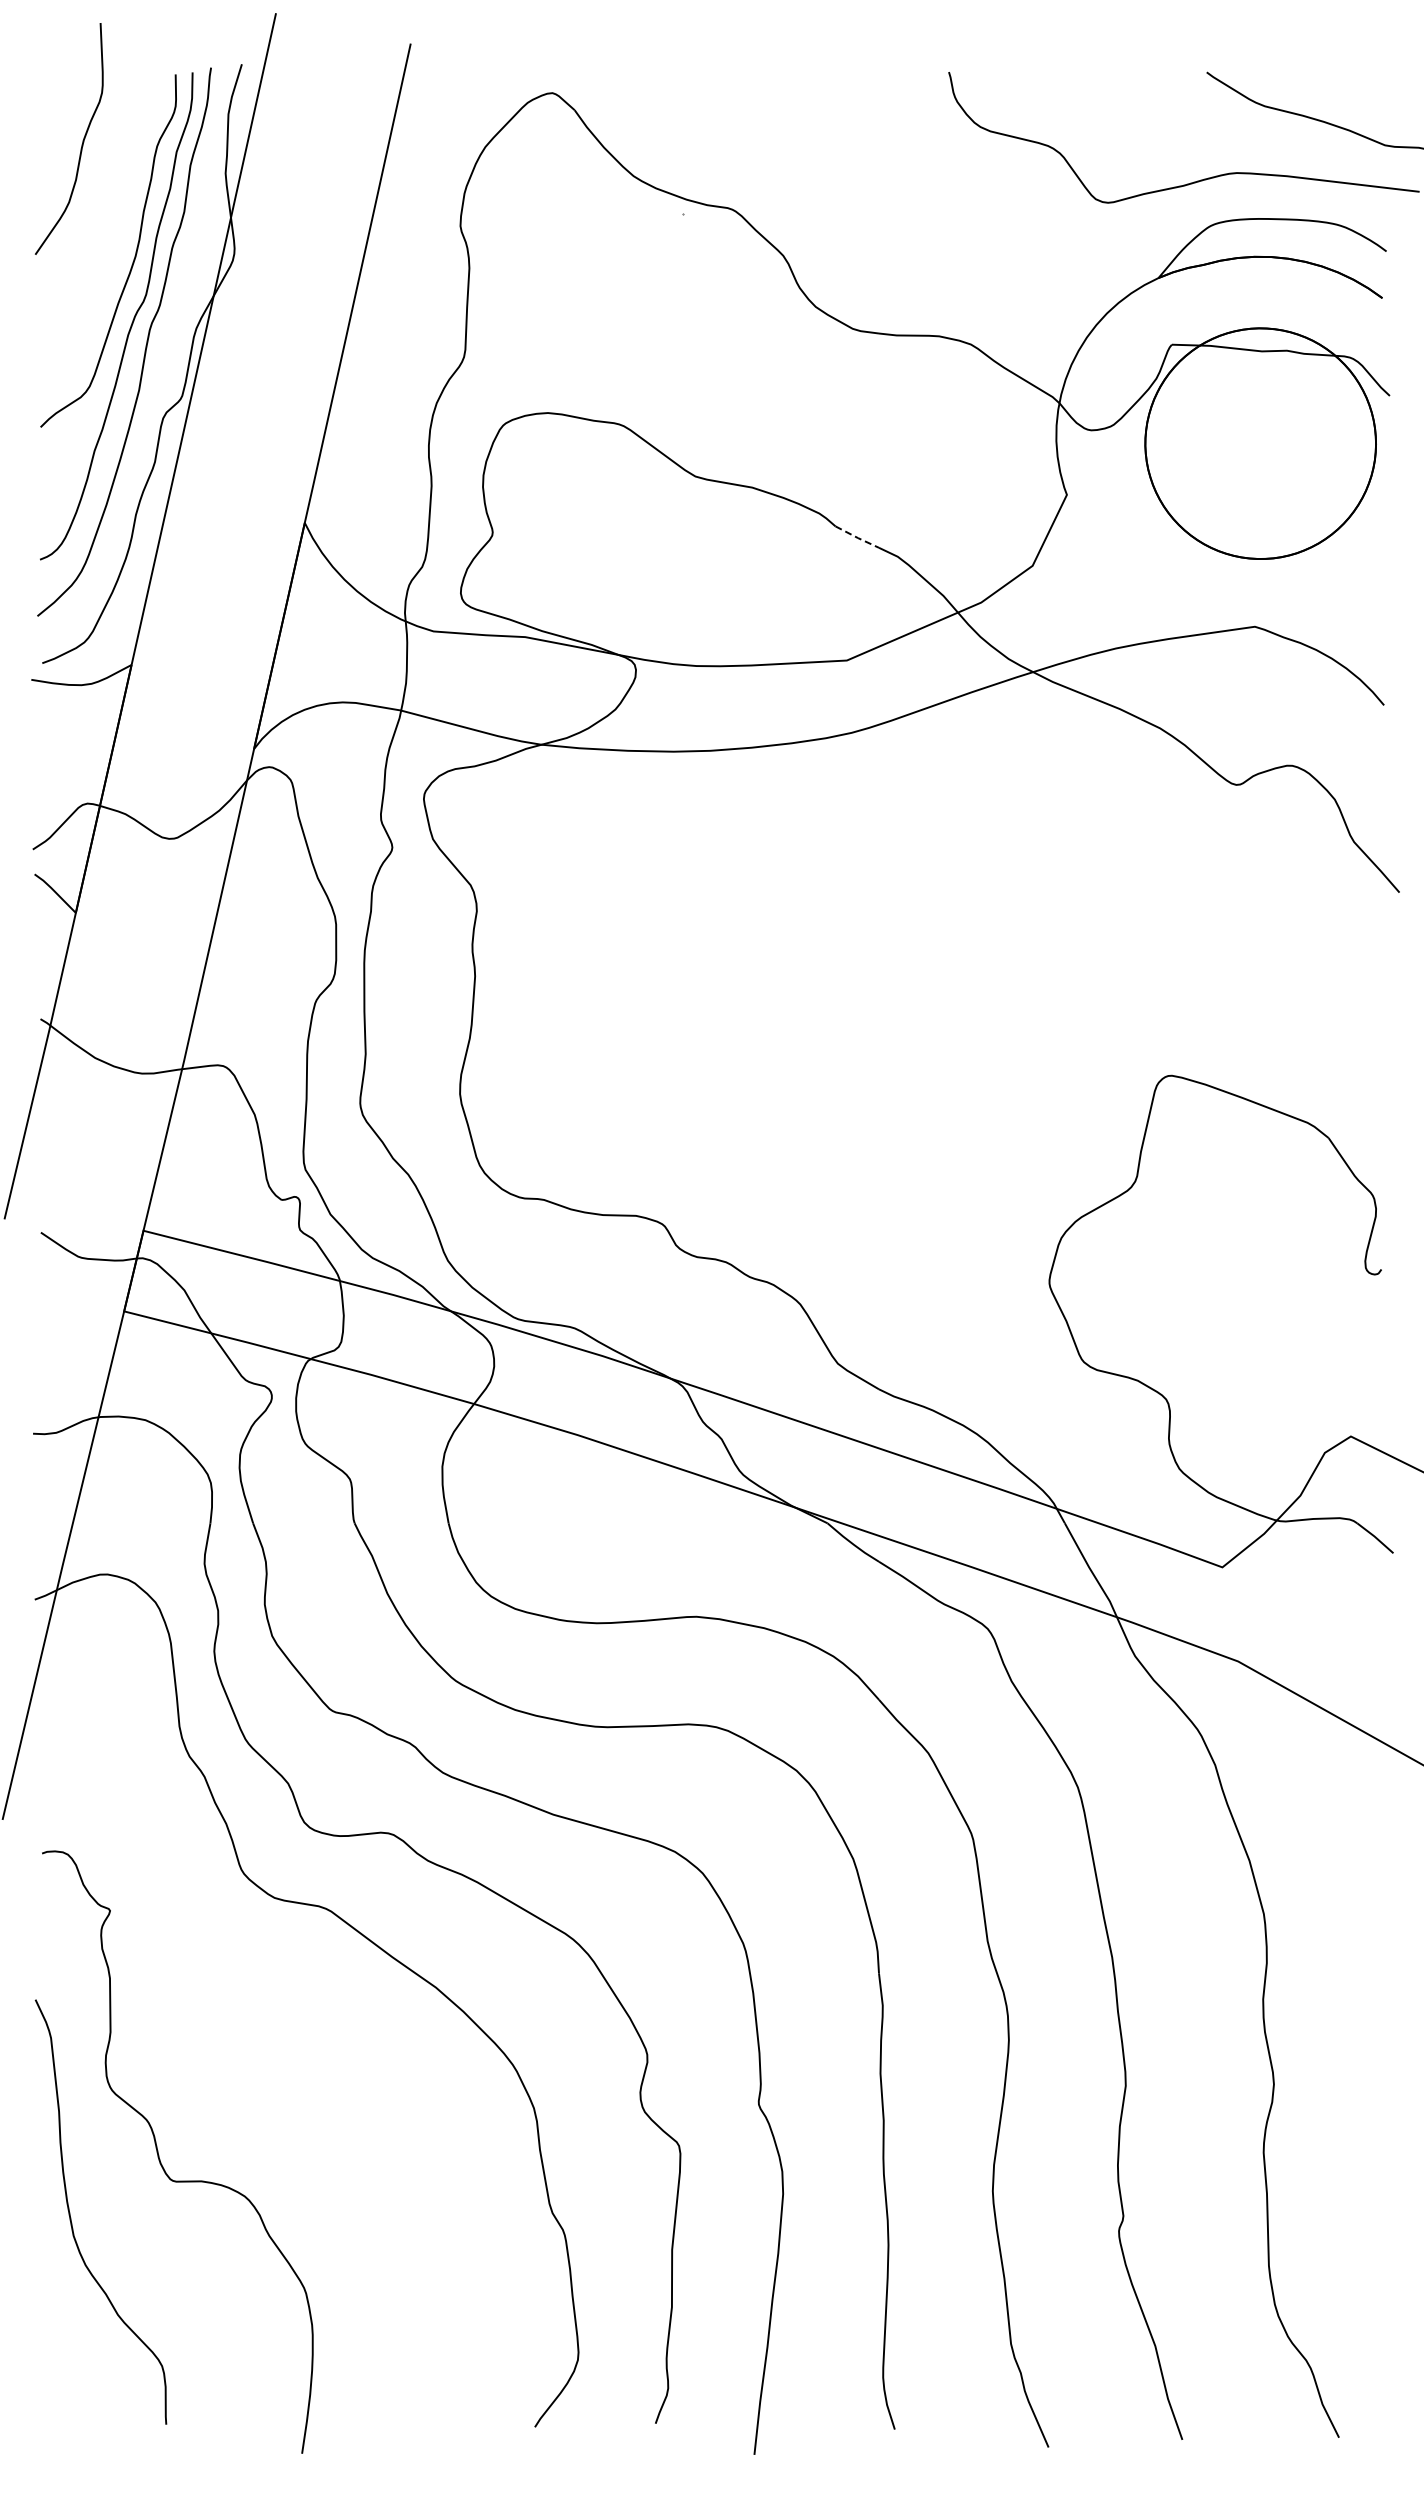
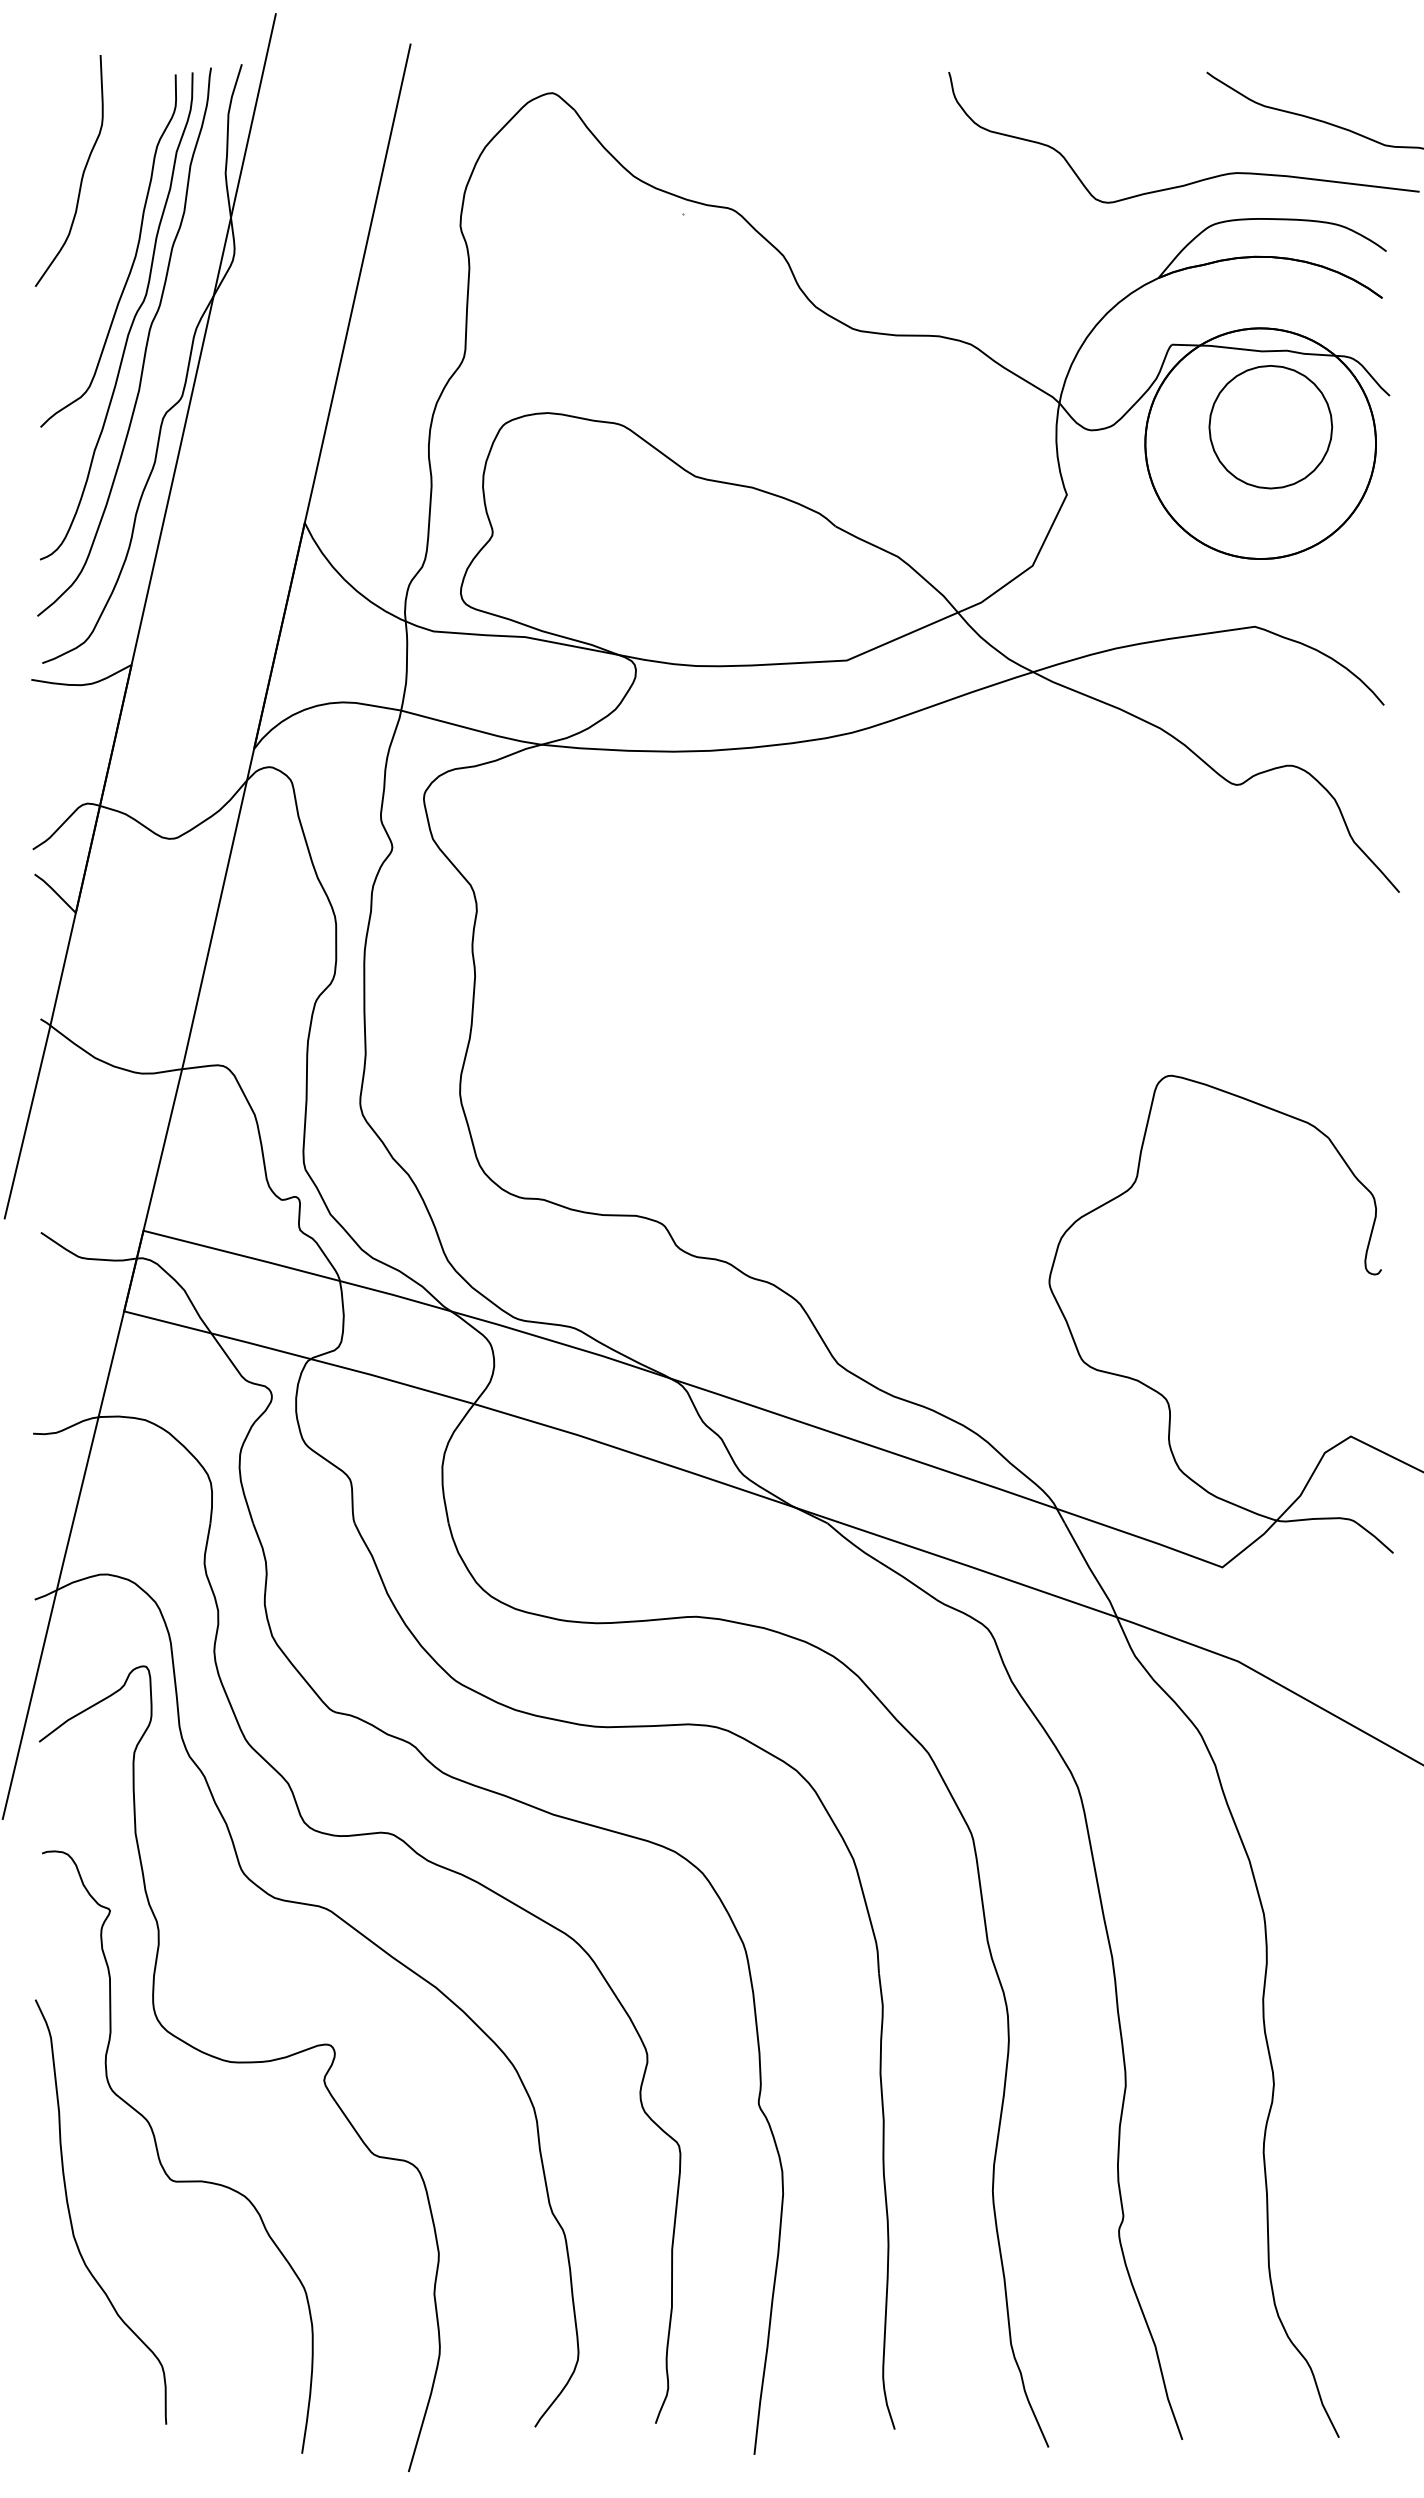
curve position: (82, 140) -> (82, 172) (82, 172)
part: none -> present (1270, 427)
line: dashed -> solid (857, 537)
curve: none -> present (239, 2063)
